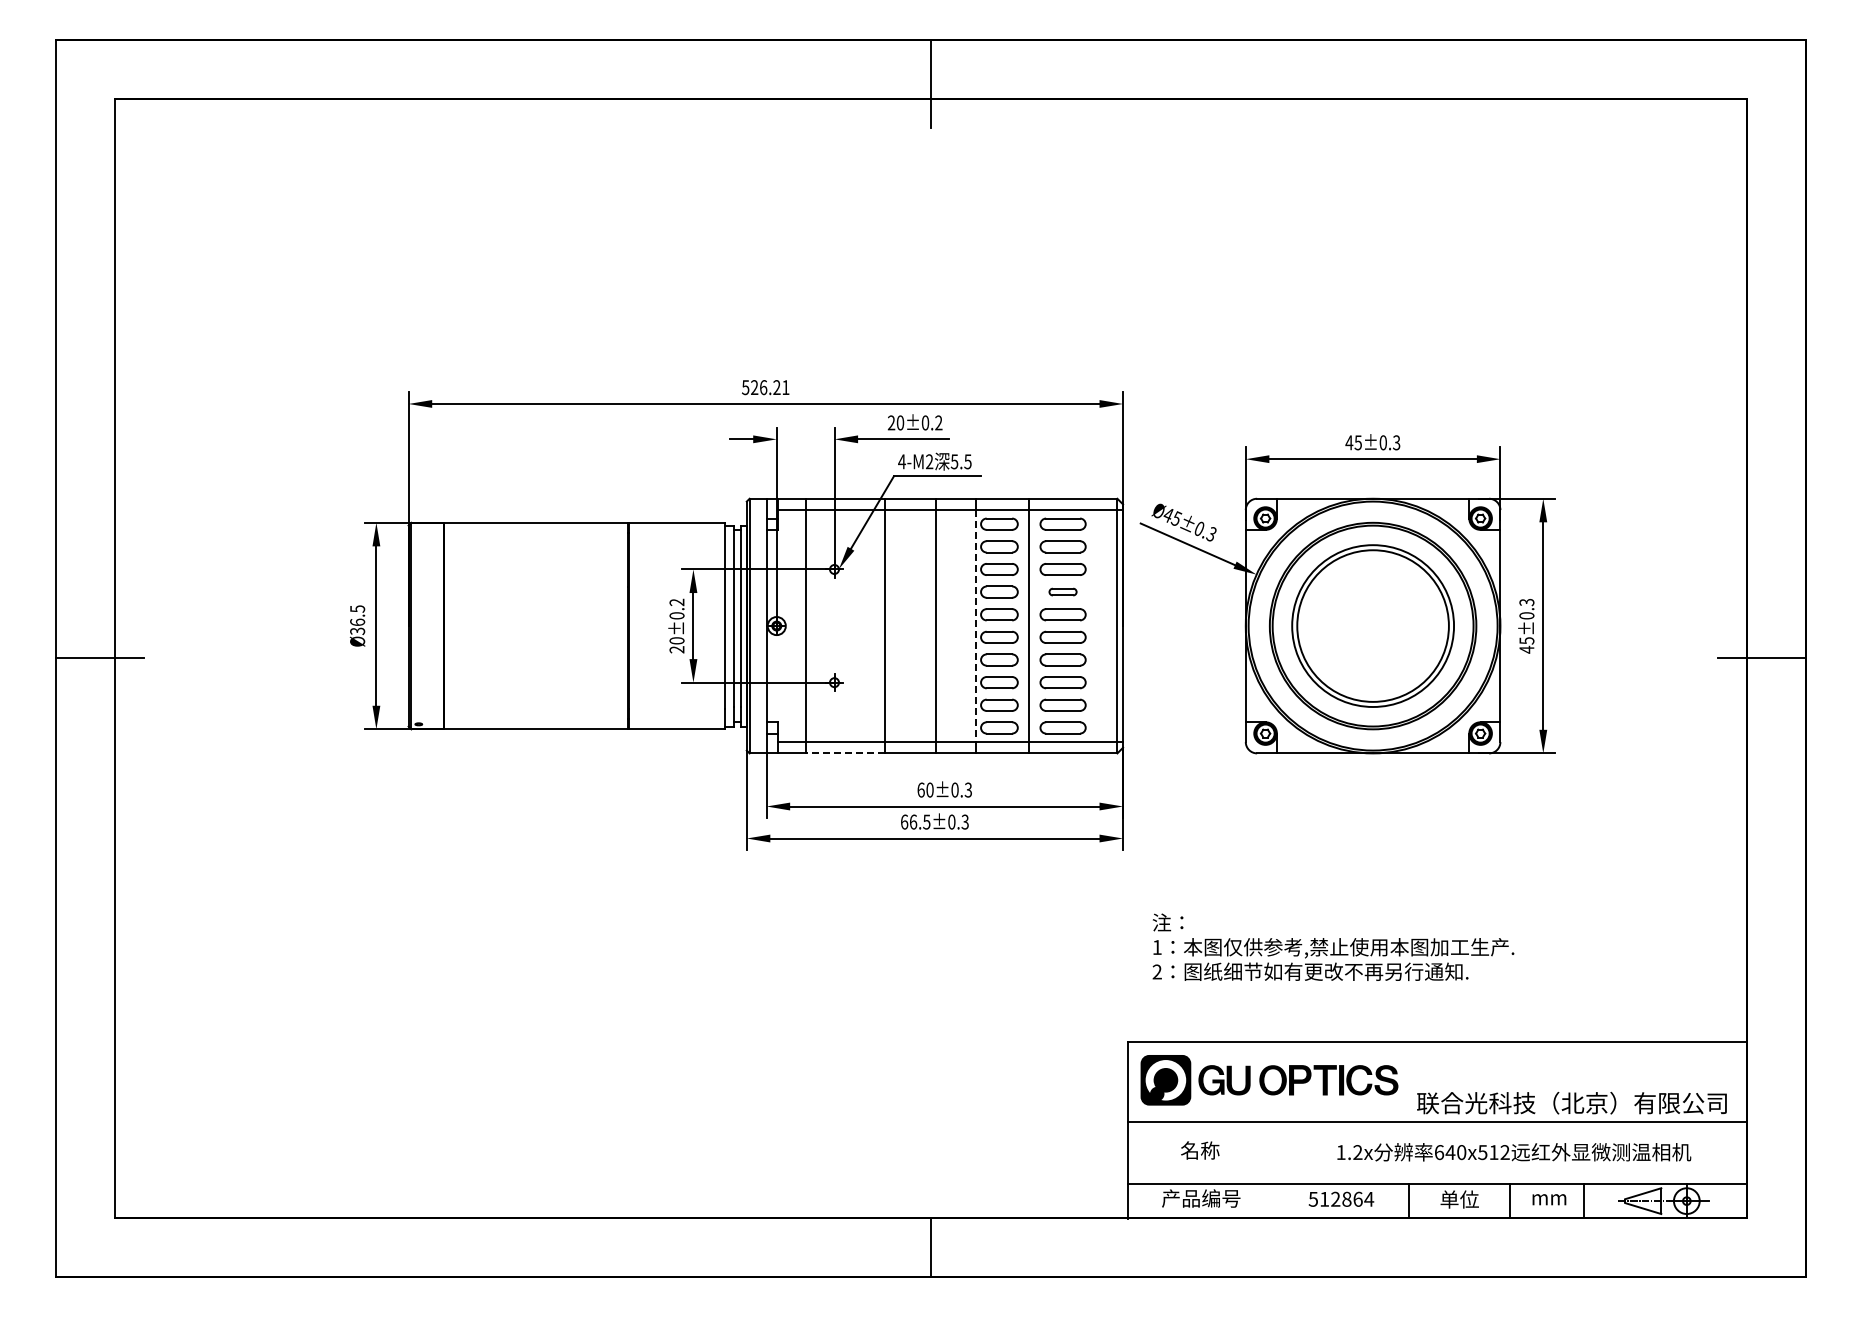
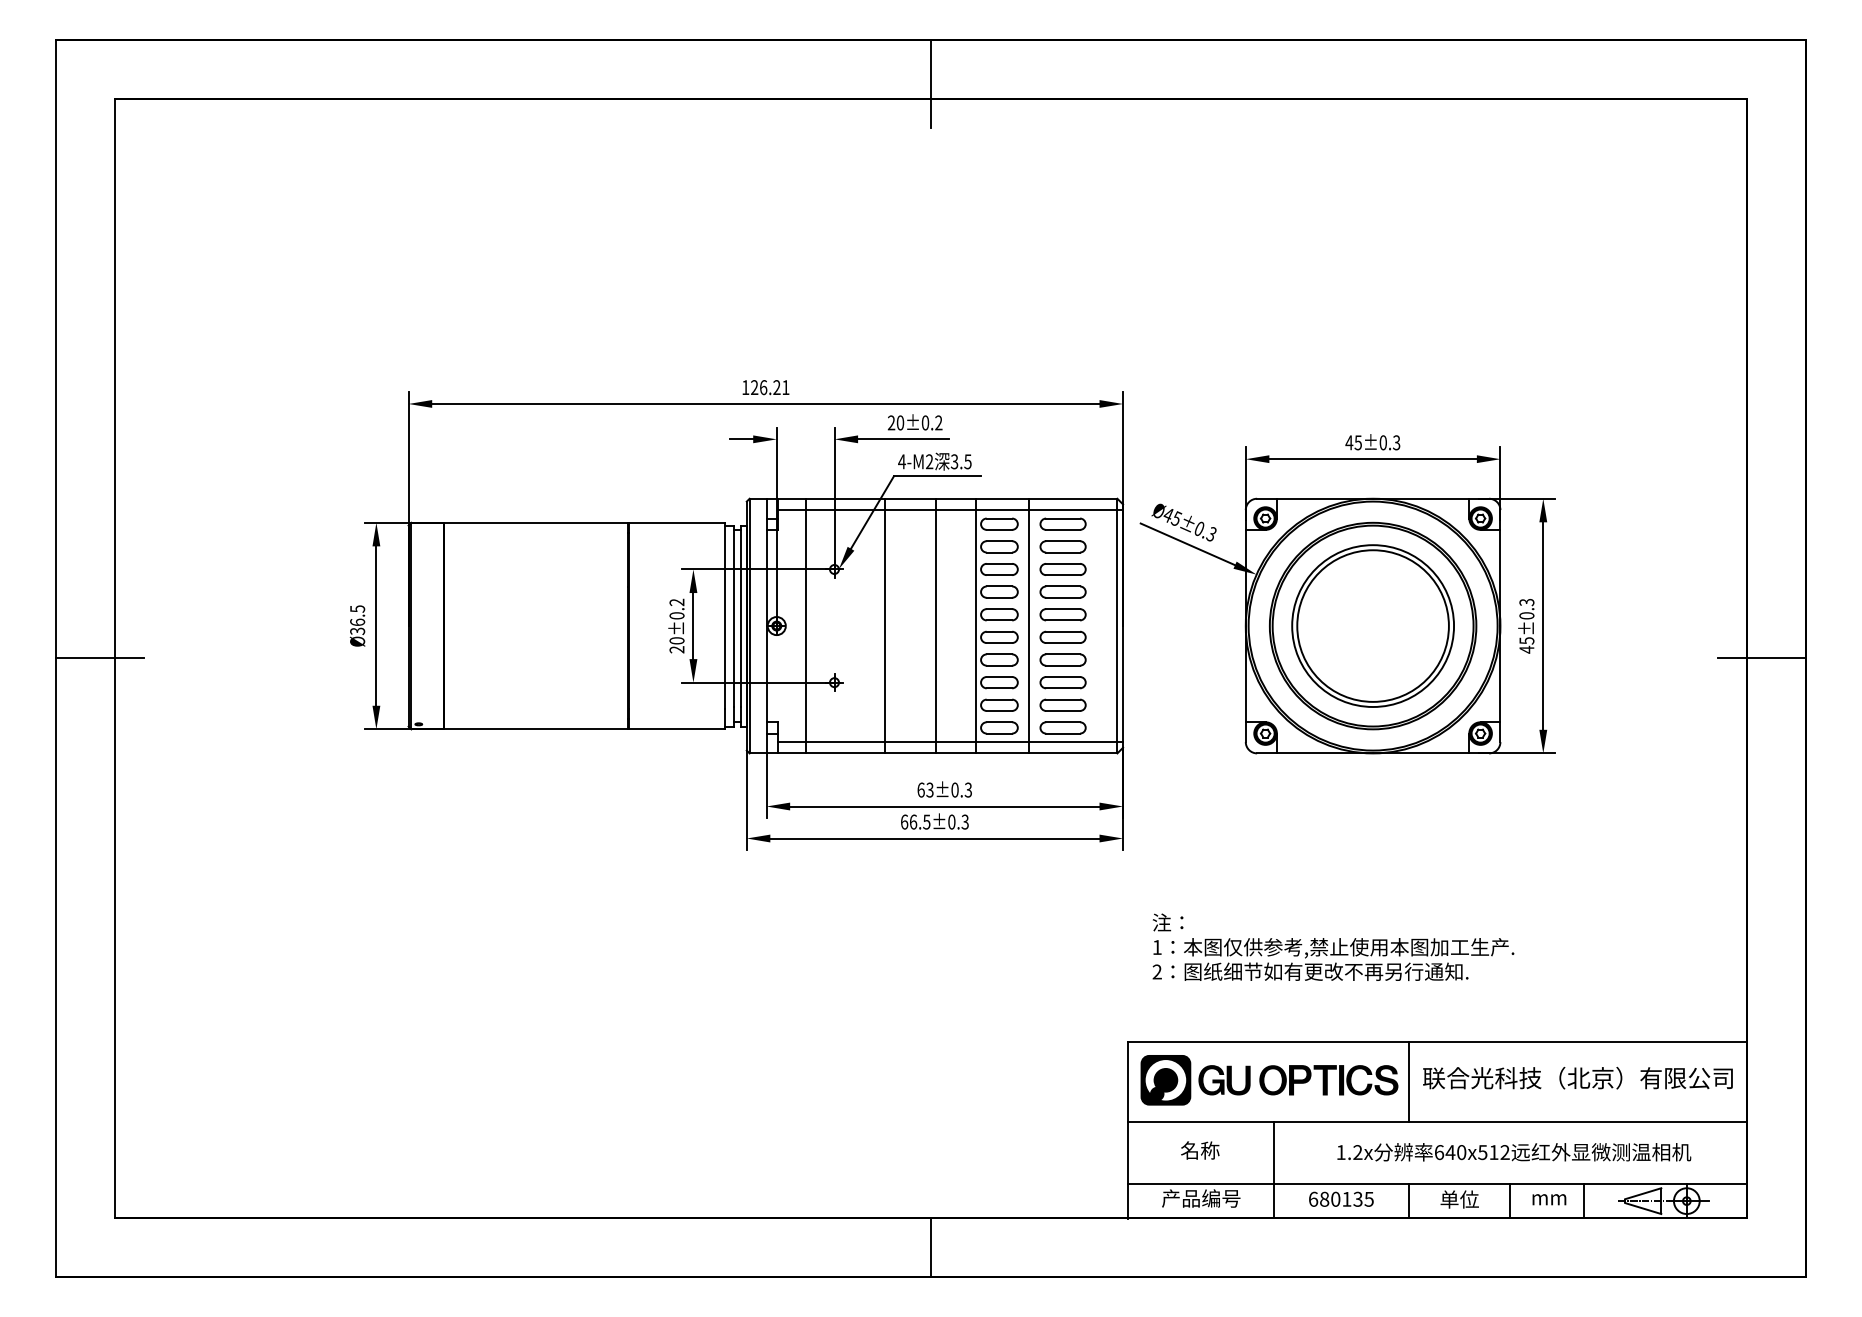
text: 526.21 -> 126.21 (745, 387)
text: 5.5 -> 3.5 (954, 461)
part size: 30x10 px -> 48x14 px (1062, 591)
line: dashed -> solid (975, 626)
line: dashed -> solid (845, 753)
text: 60±0.3 -> 63±0.3 (929, 789)
line: none -> present (1409, 1081)
text position: (1571, 1103) -> (1577, 1078) (1577, 1078)
line: none -> present (1274, 1170)
text: 512864 -> 680135 (1341, 1198)
